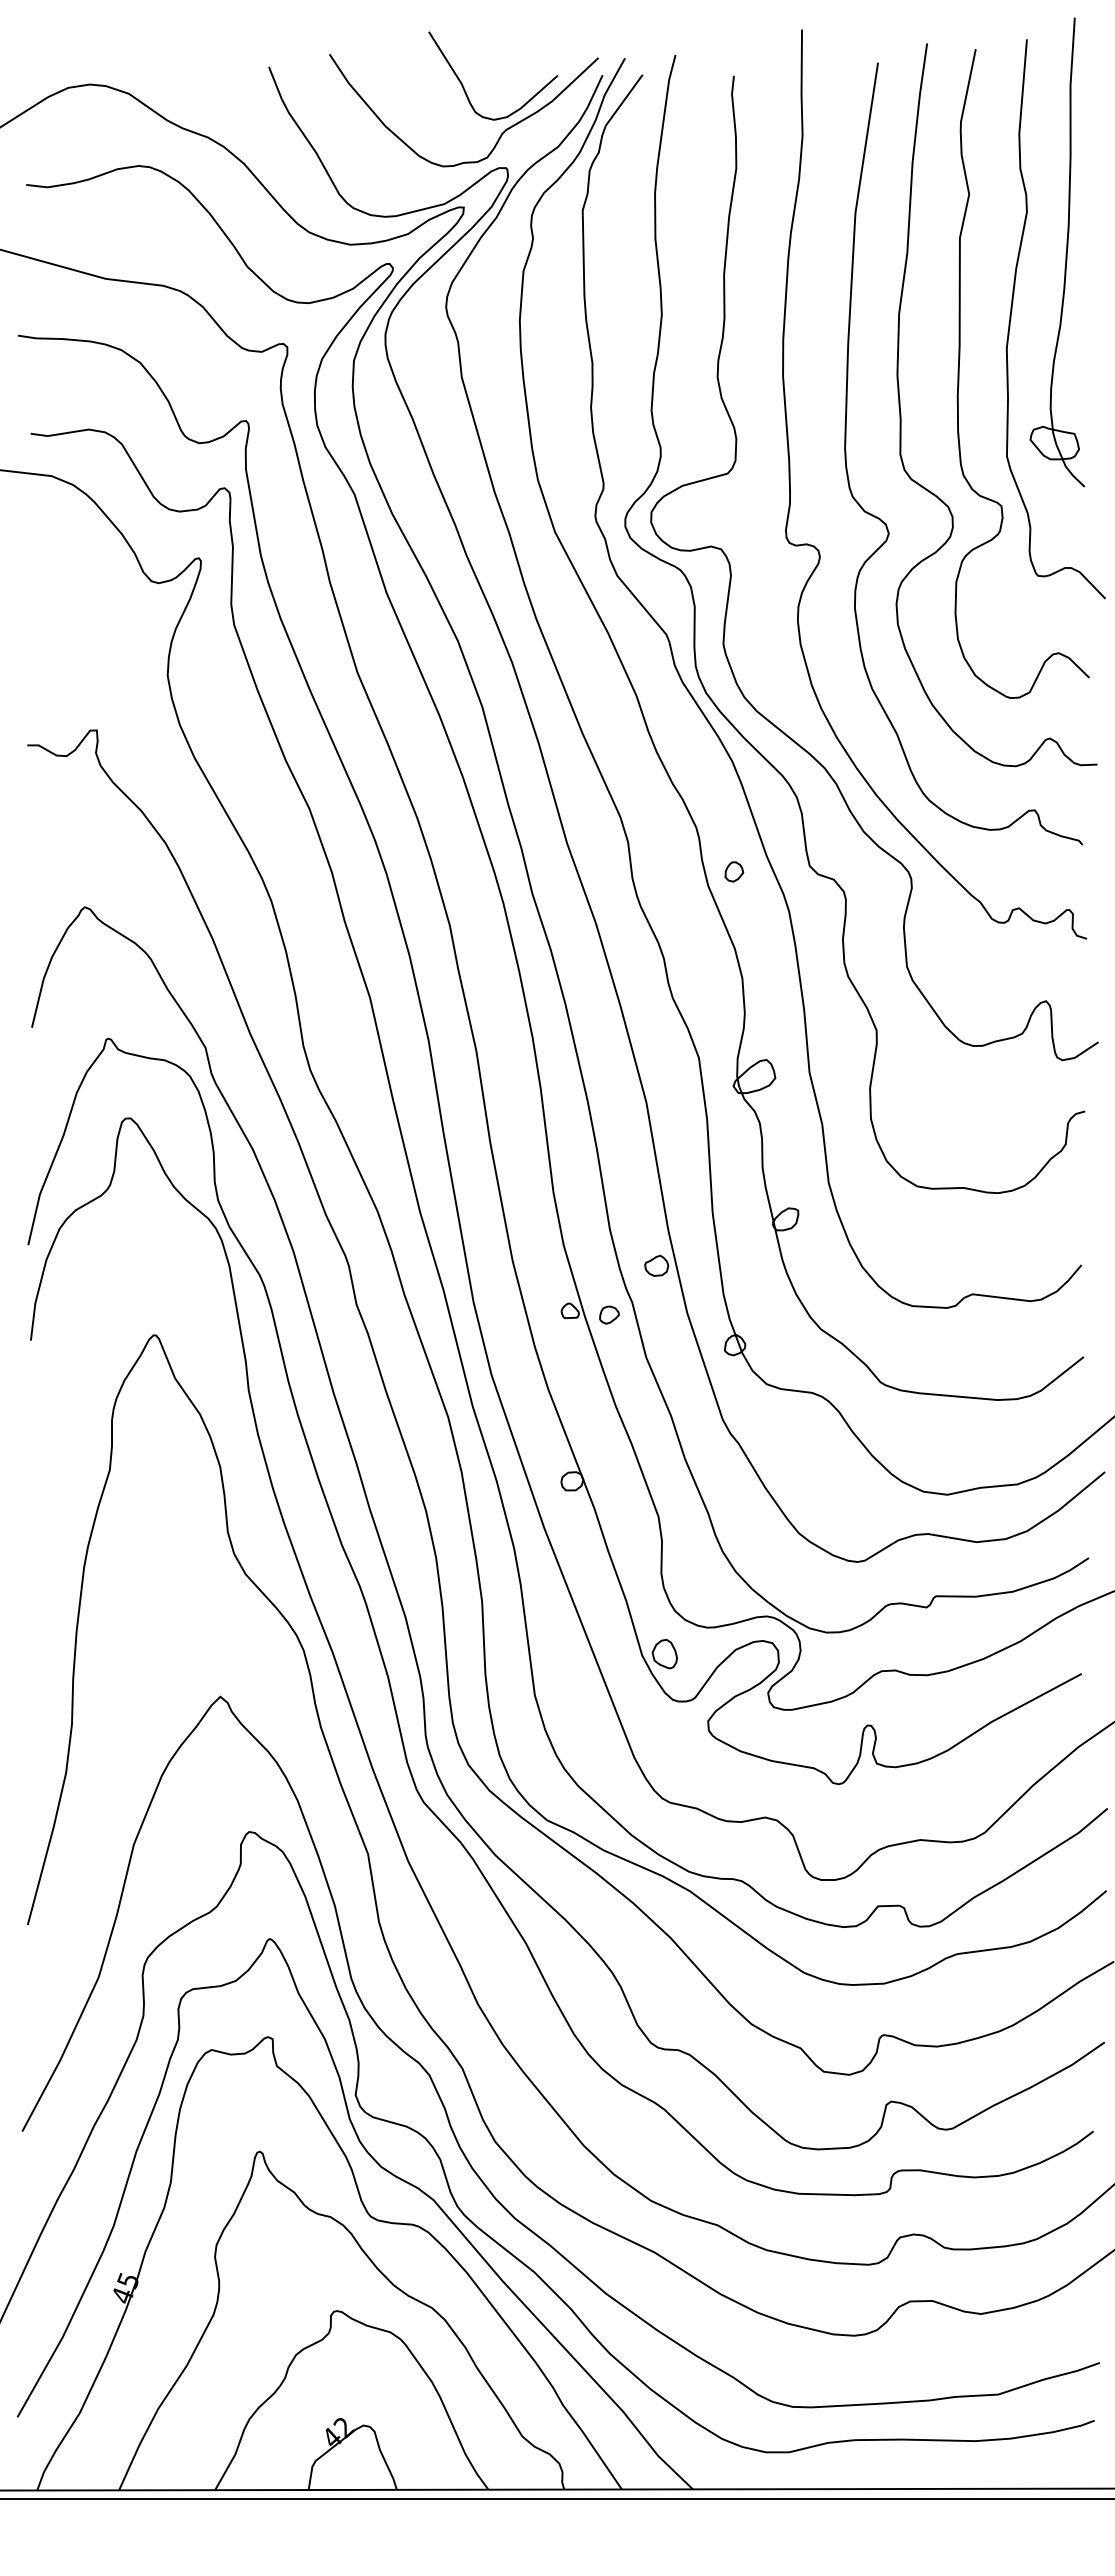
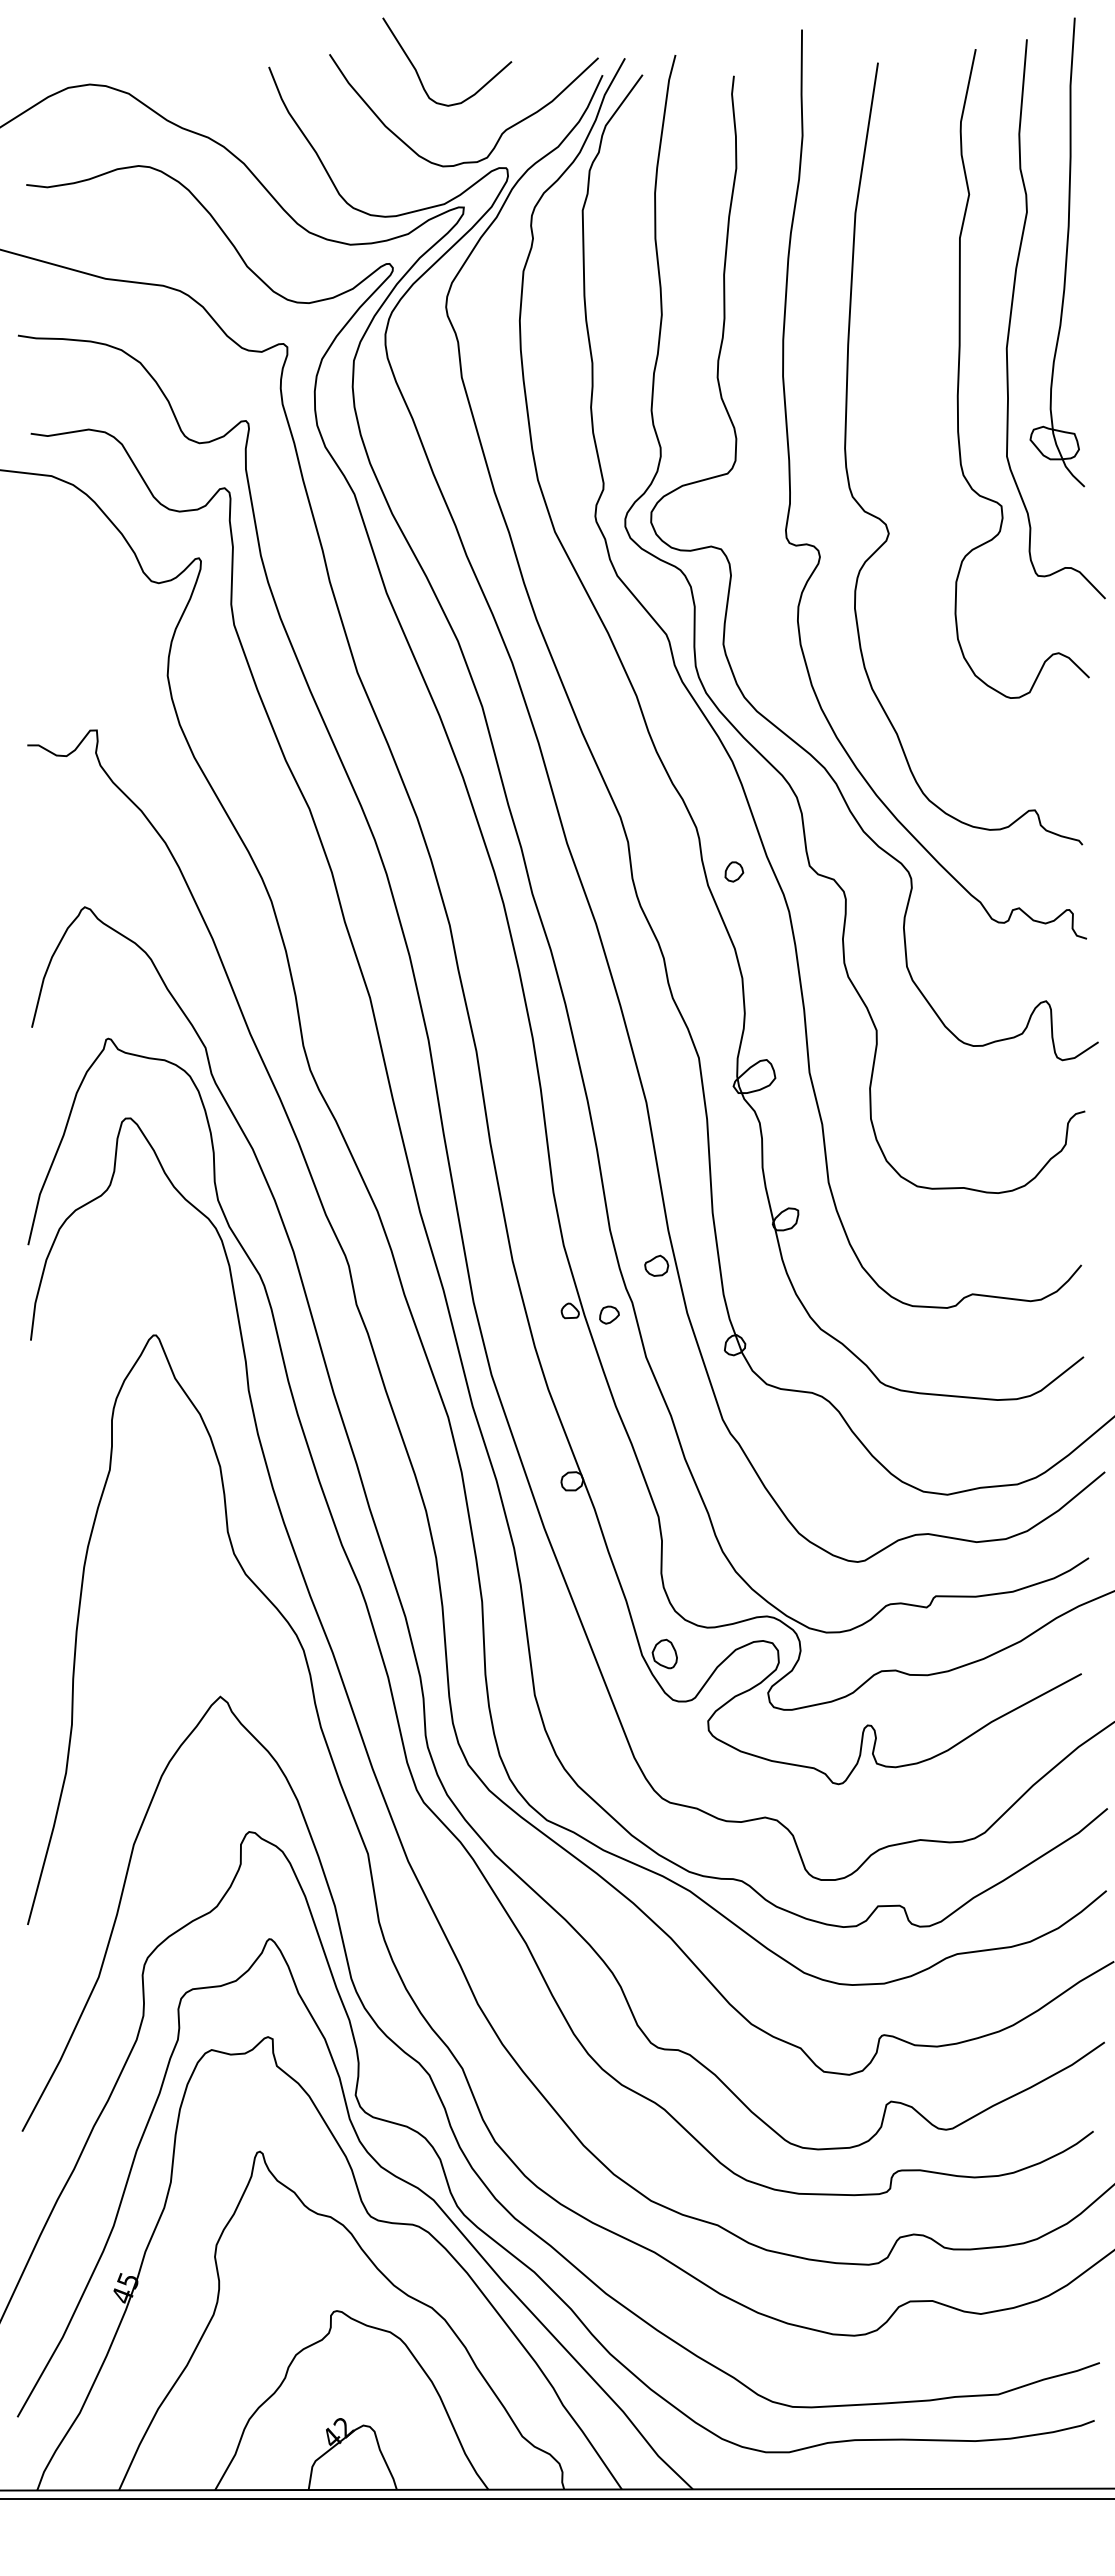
curve position: (465, 89) -> (419, 75) (419, 75)
curve: present -> none (901, 412)
